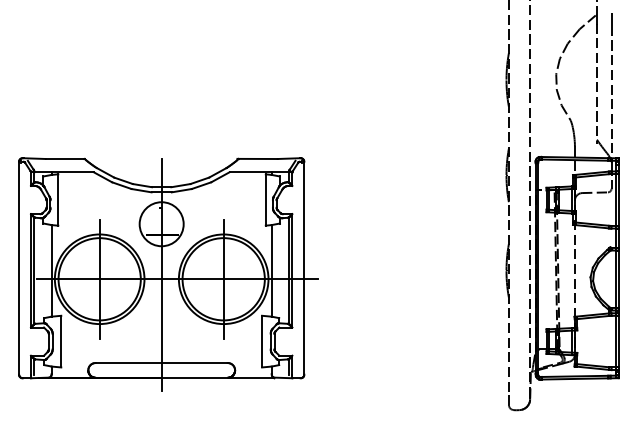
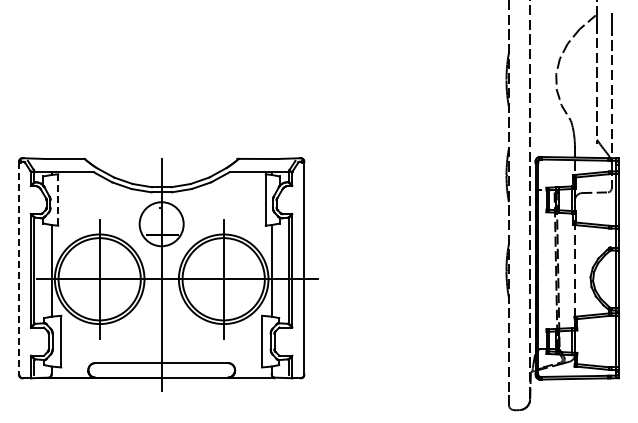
line: solid -> dashed (58, 200)
line: solid -> dashed (19, 268)
